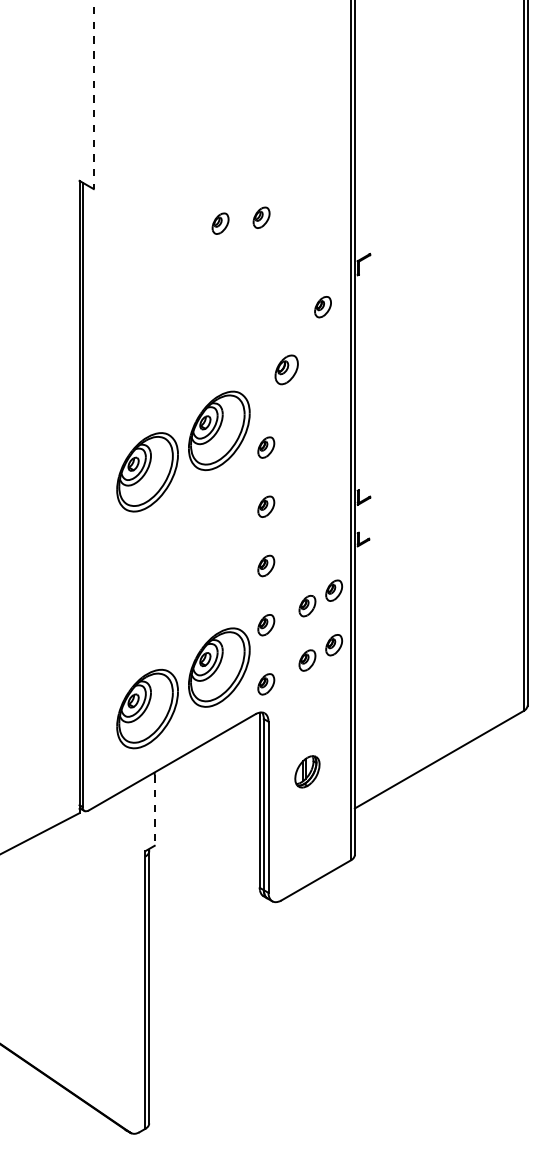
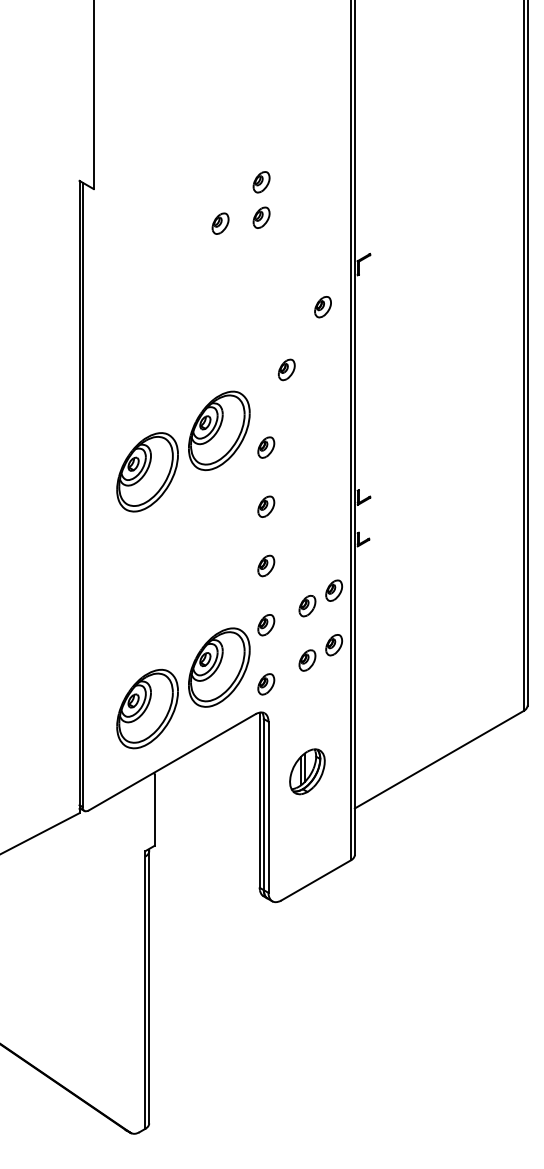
line: dashed -> solid (93, 95)
part: none -> present (261, 182)
part size: 25x32 px -> 18x24 px (286, 369)
part size: 27x34 px -> 37x48 px (307, 771)
line: dashed -> solid (154, 810)
